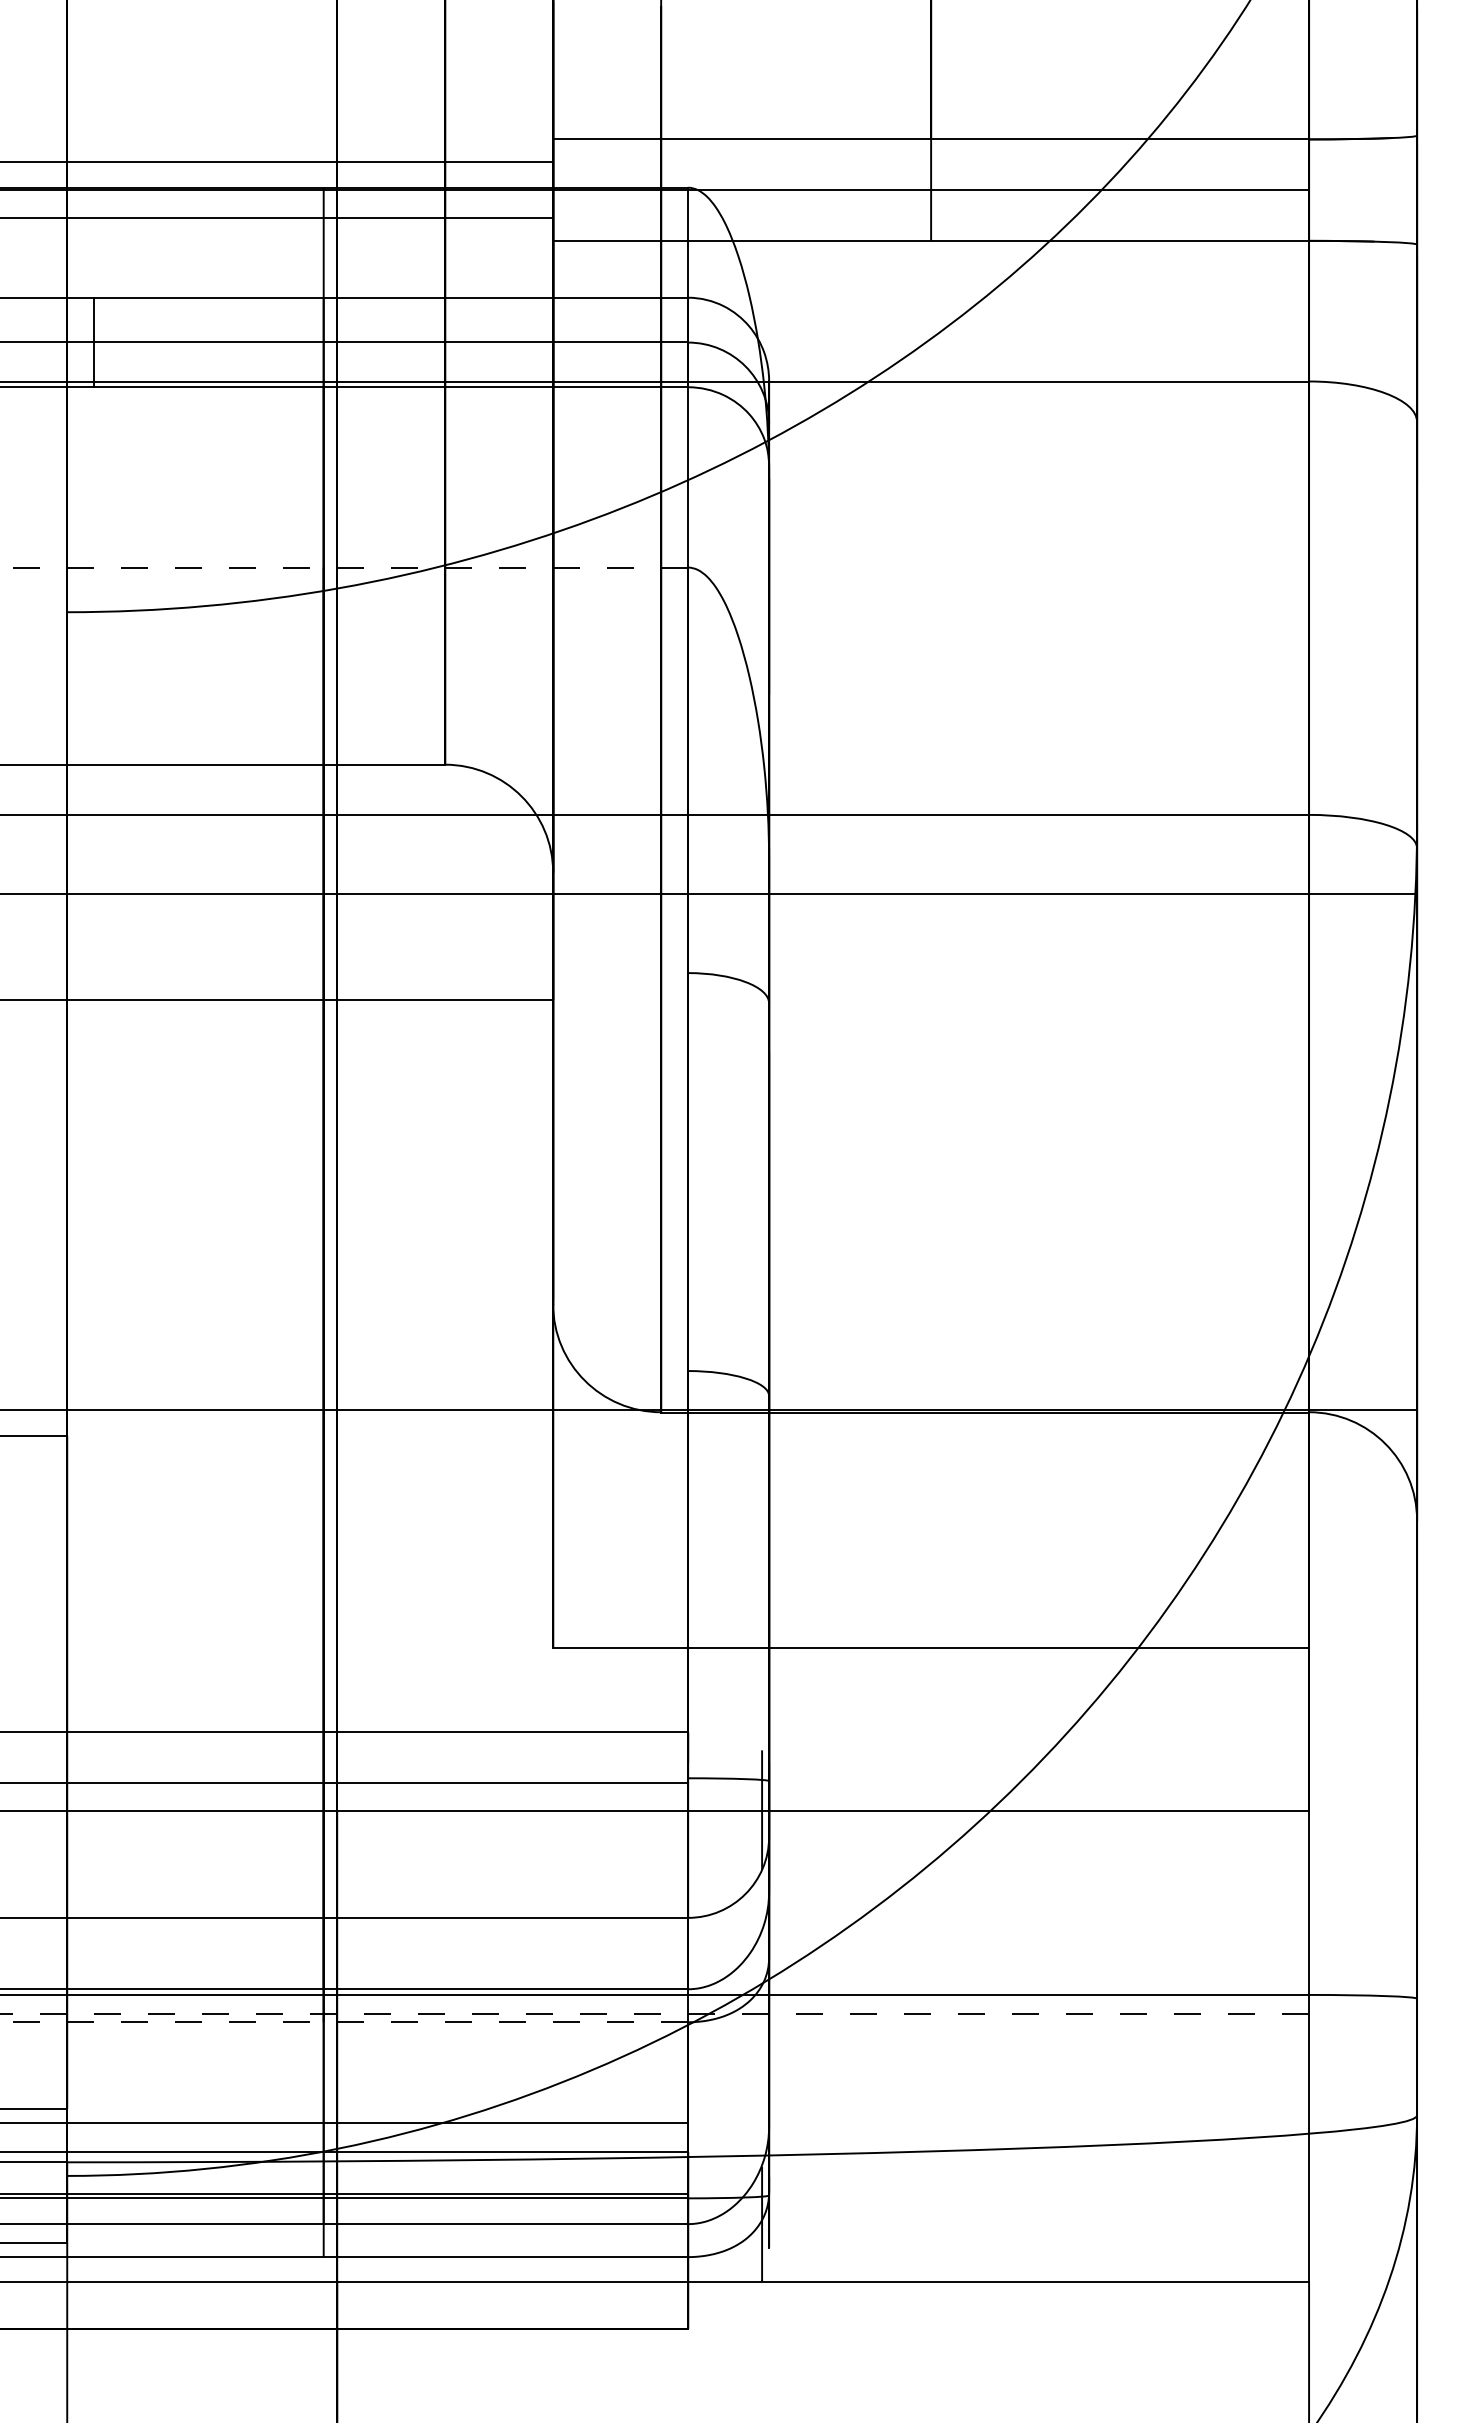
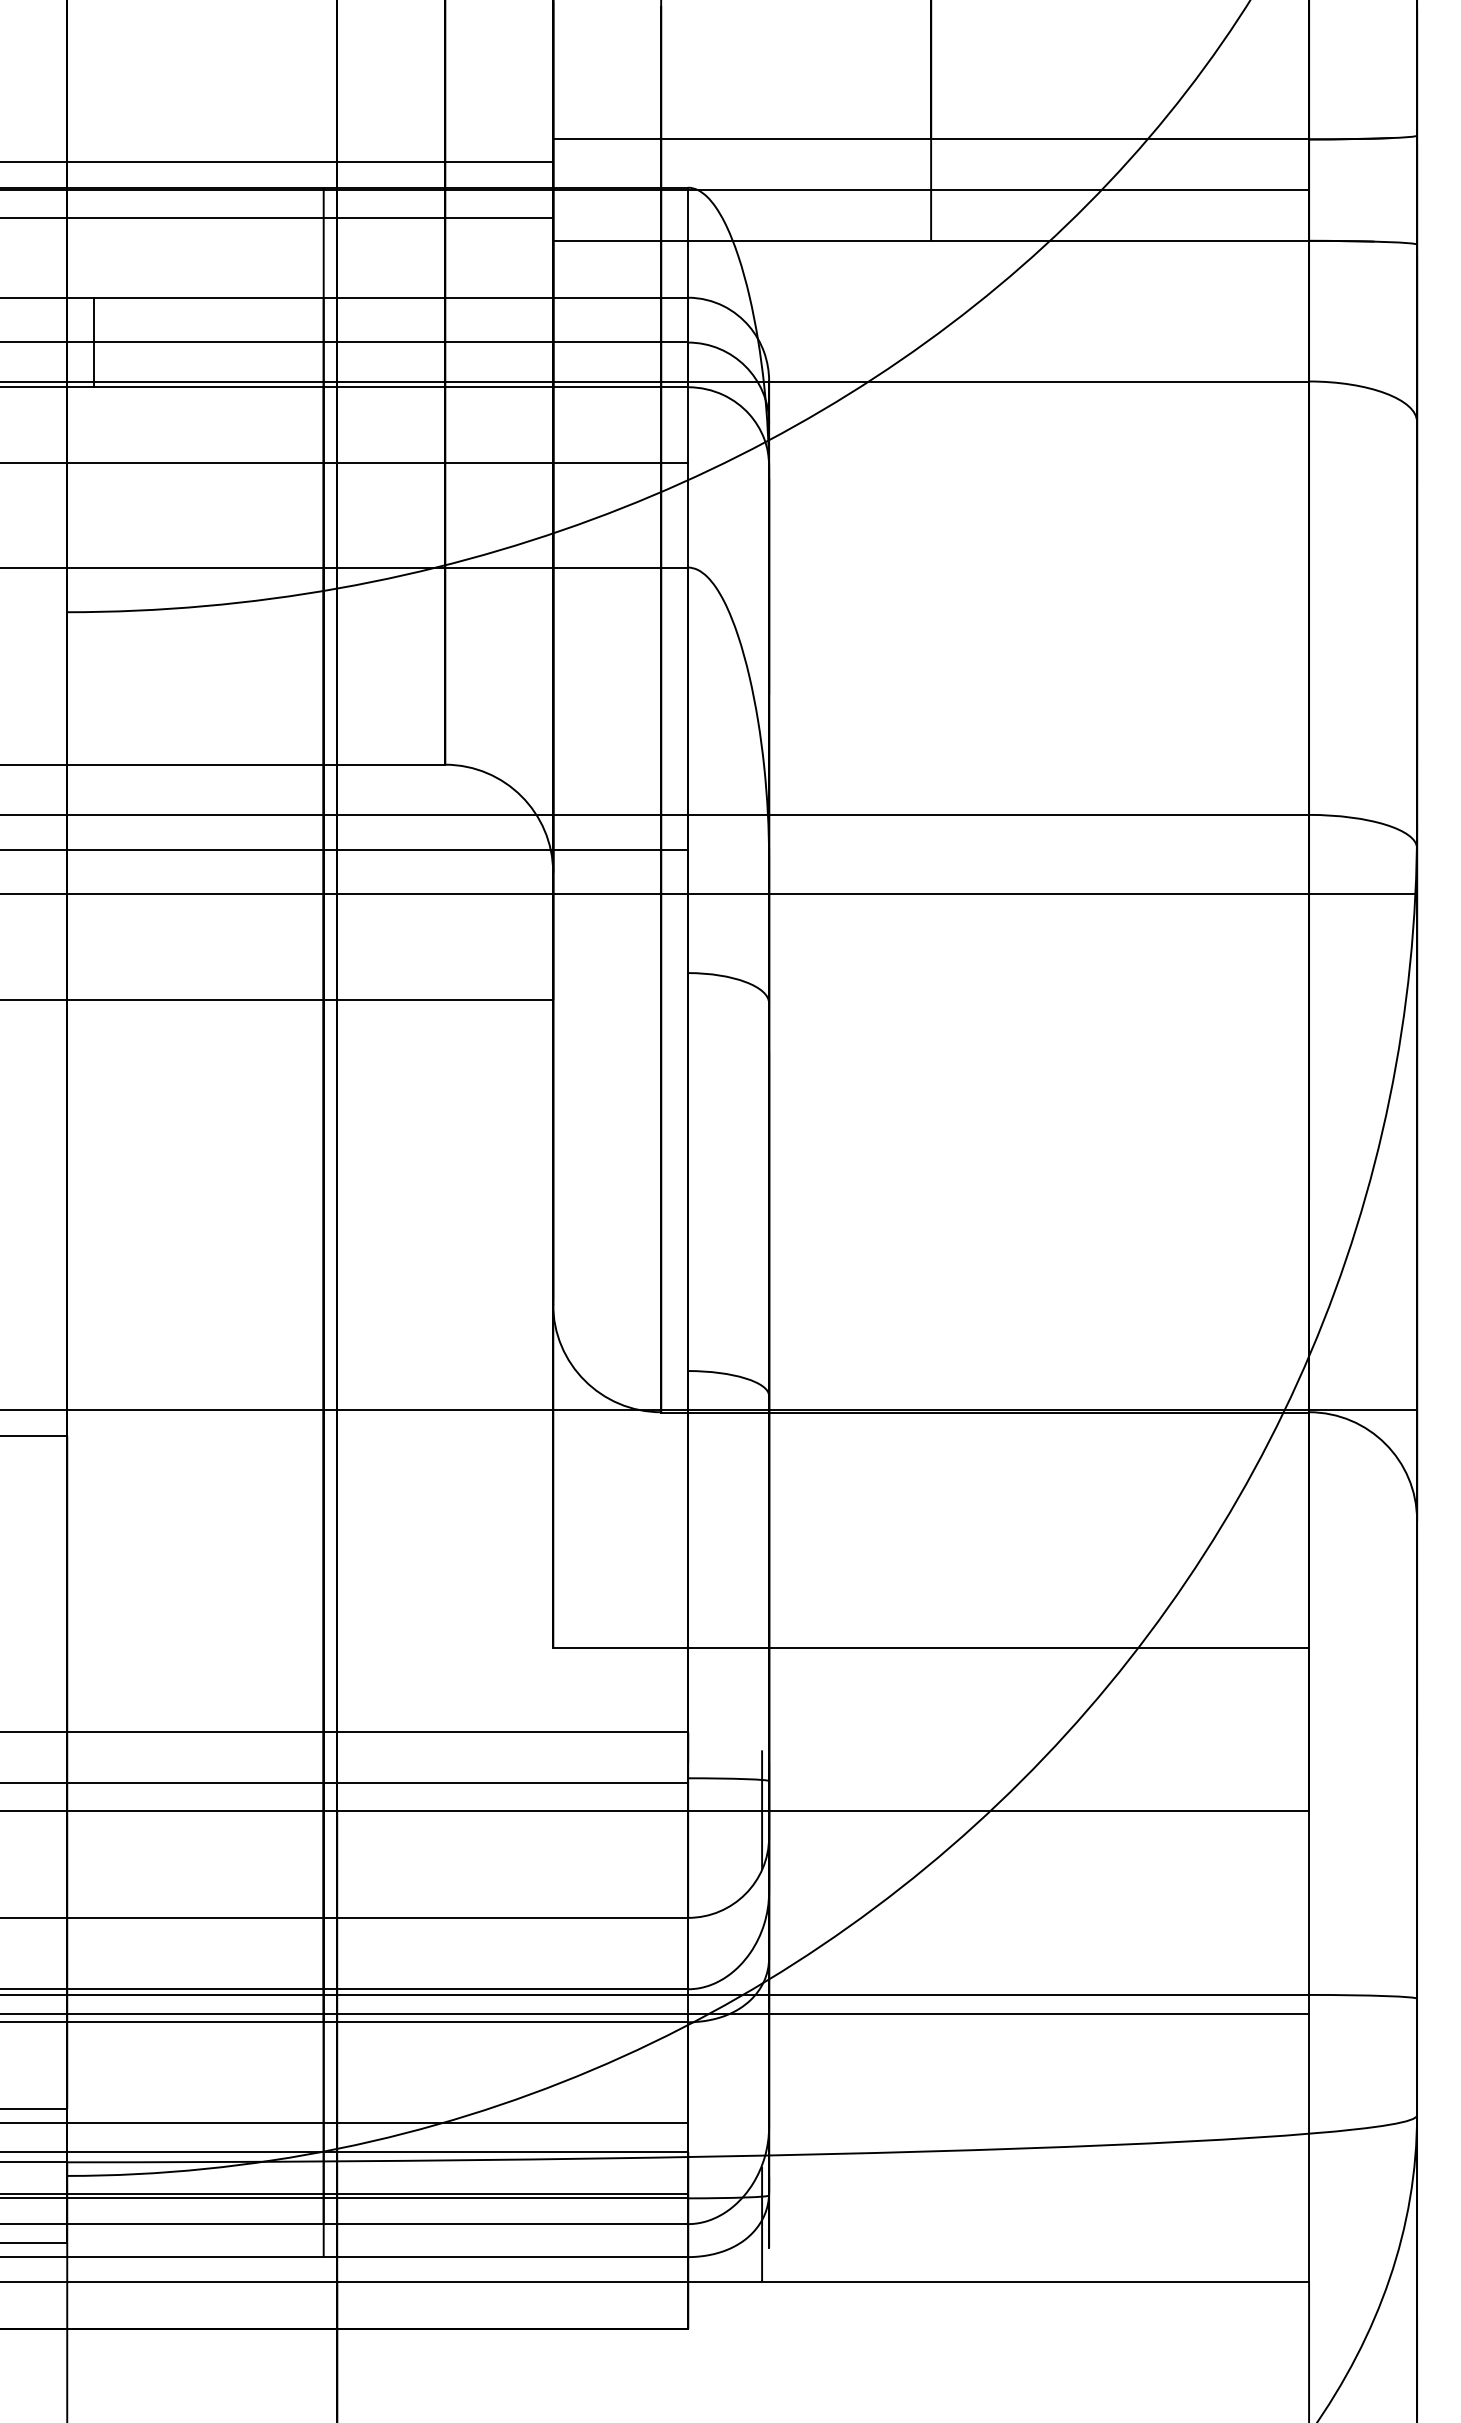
line: none -> present (345, 463)
line: dashed -> solid (344, 567)
line: none -> present (345, 850)
line: dashed -> solid (654, 2013)
line: dashed -> solid (344, 2022)
